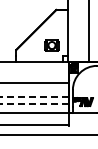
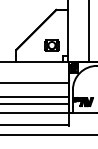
line: dashed -> solid (34, 96)
line: dashed -> solid (34, 104)
